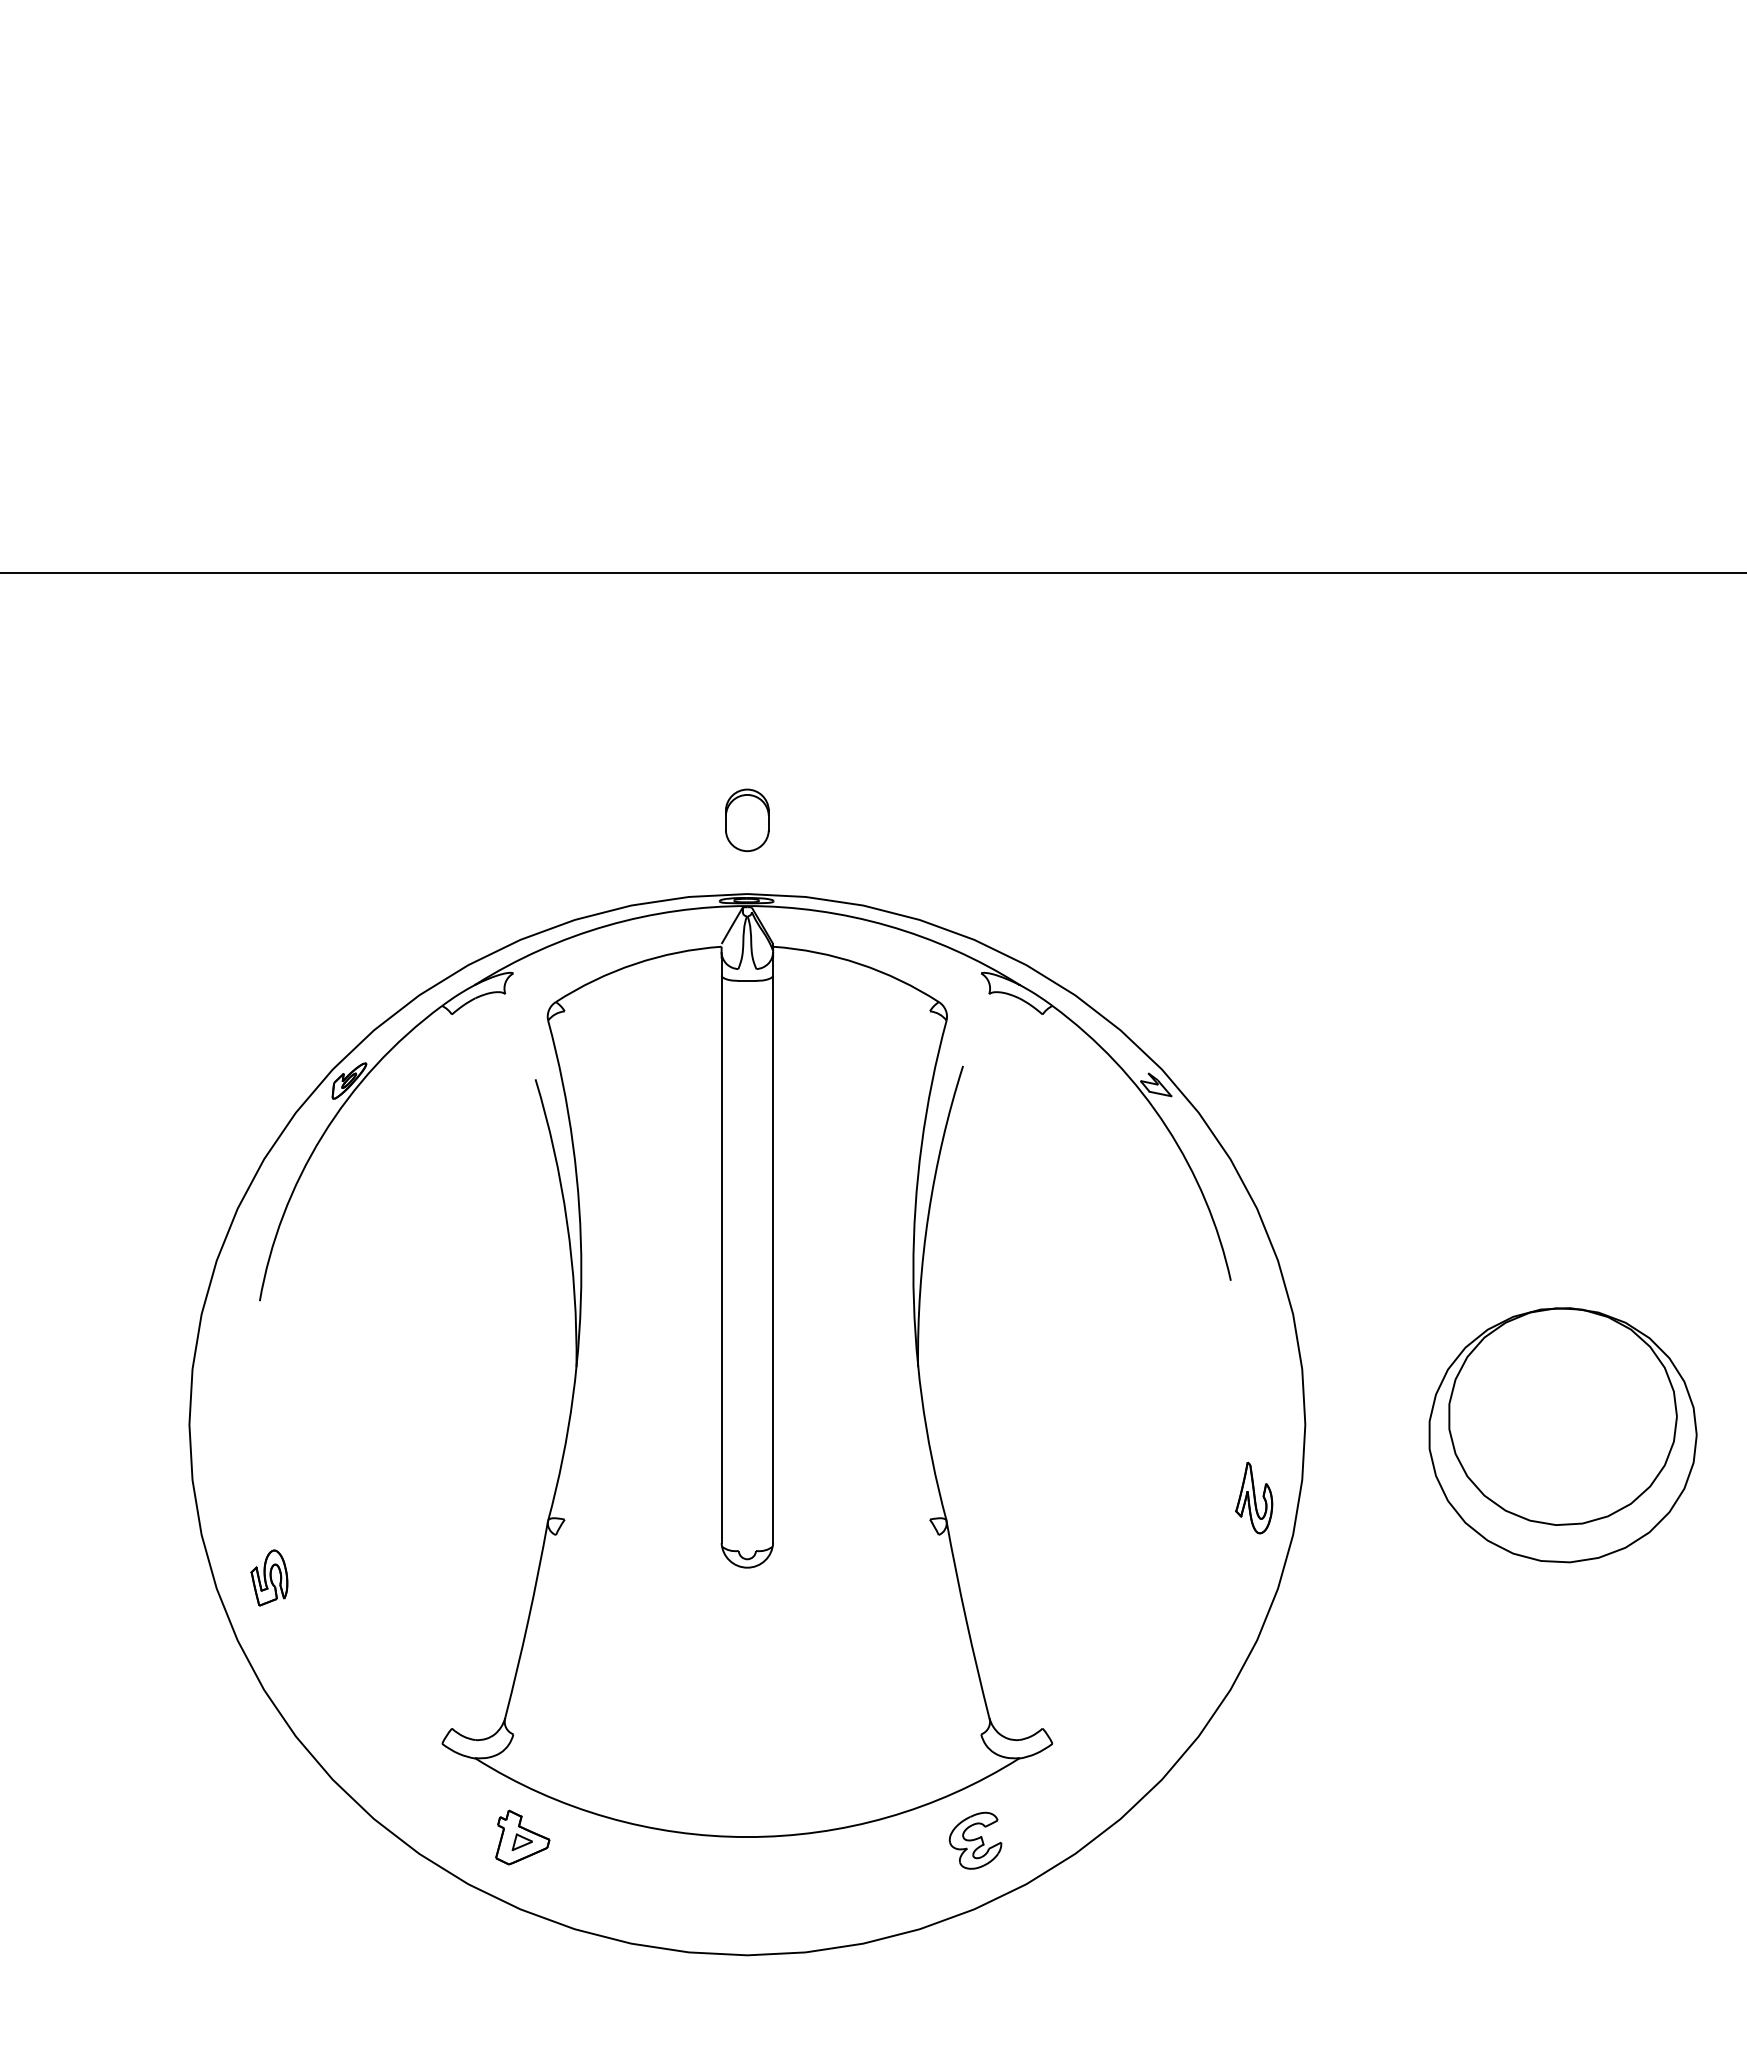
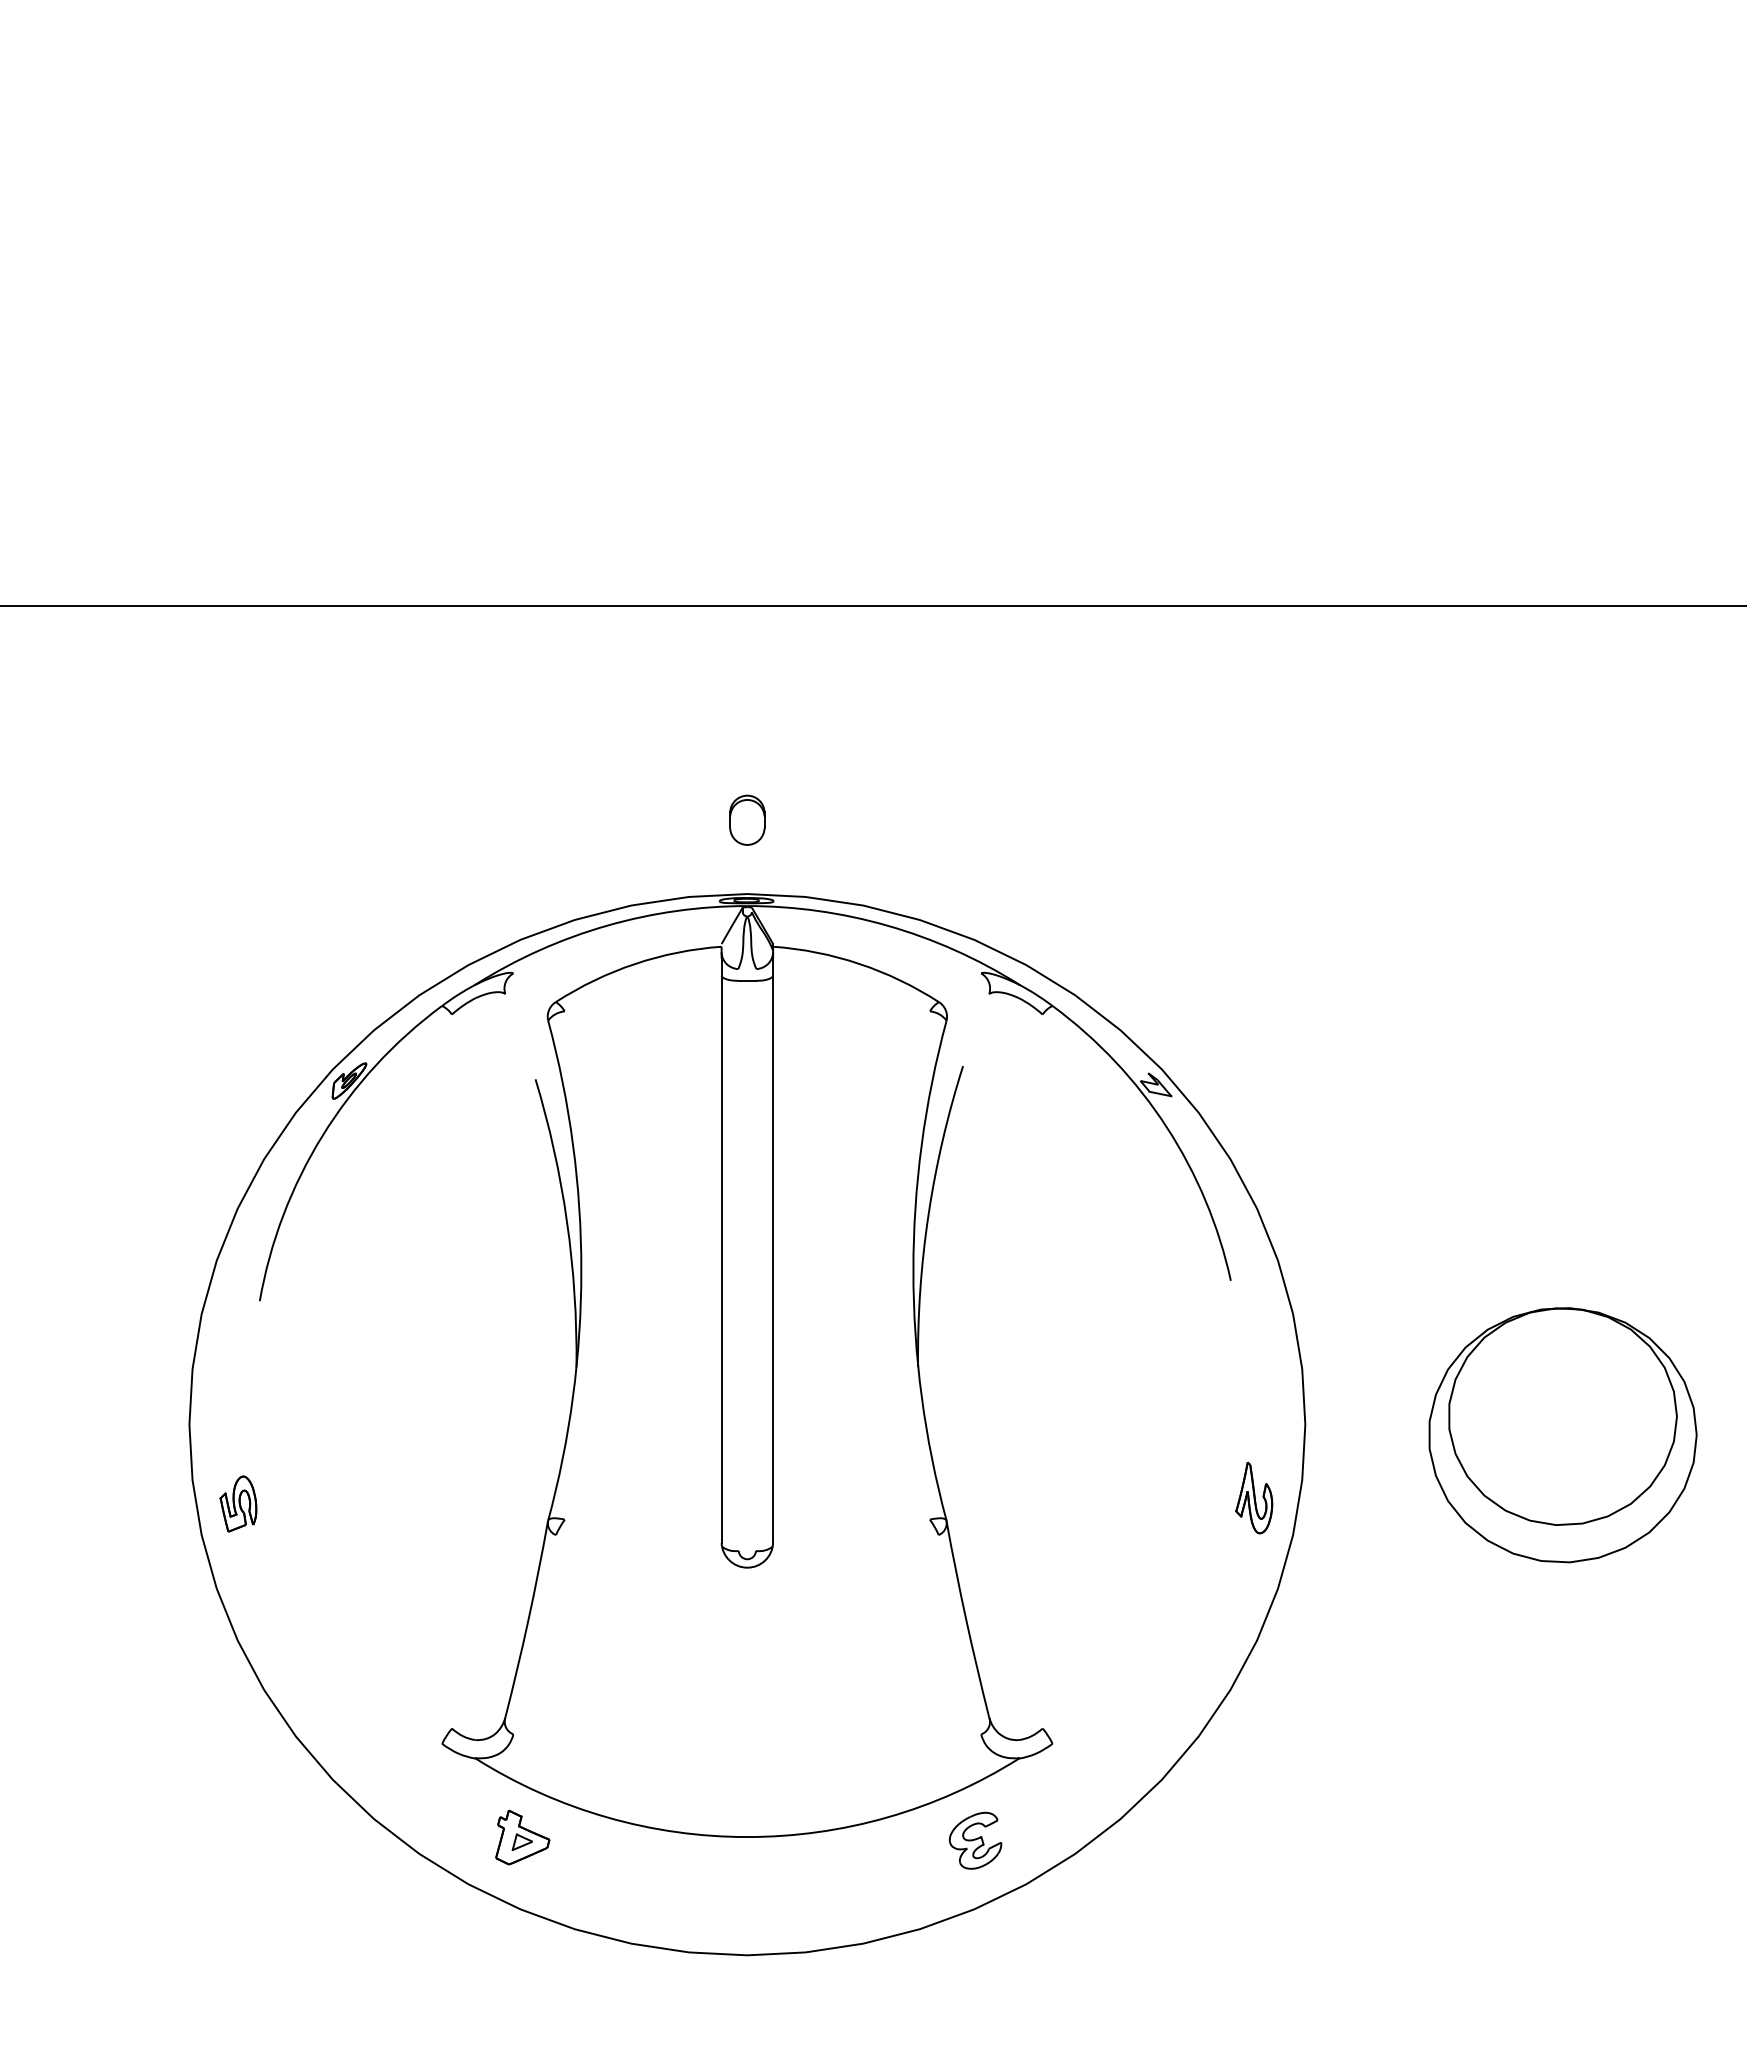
line position: (872, 573) -> (872, 606) (872, 606)
part size: 45x65 px -> 37x52 px (747, 819)
part position: (269, 1577) -> (238, 1503) (238, 1503)
